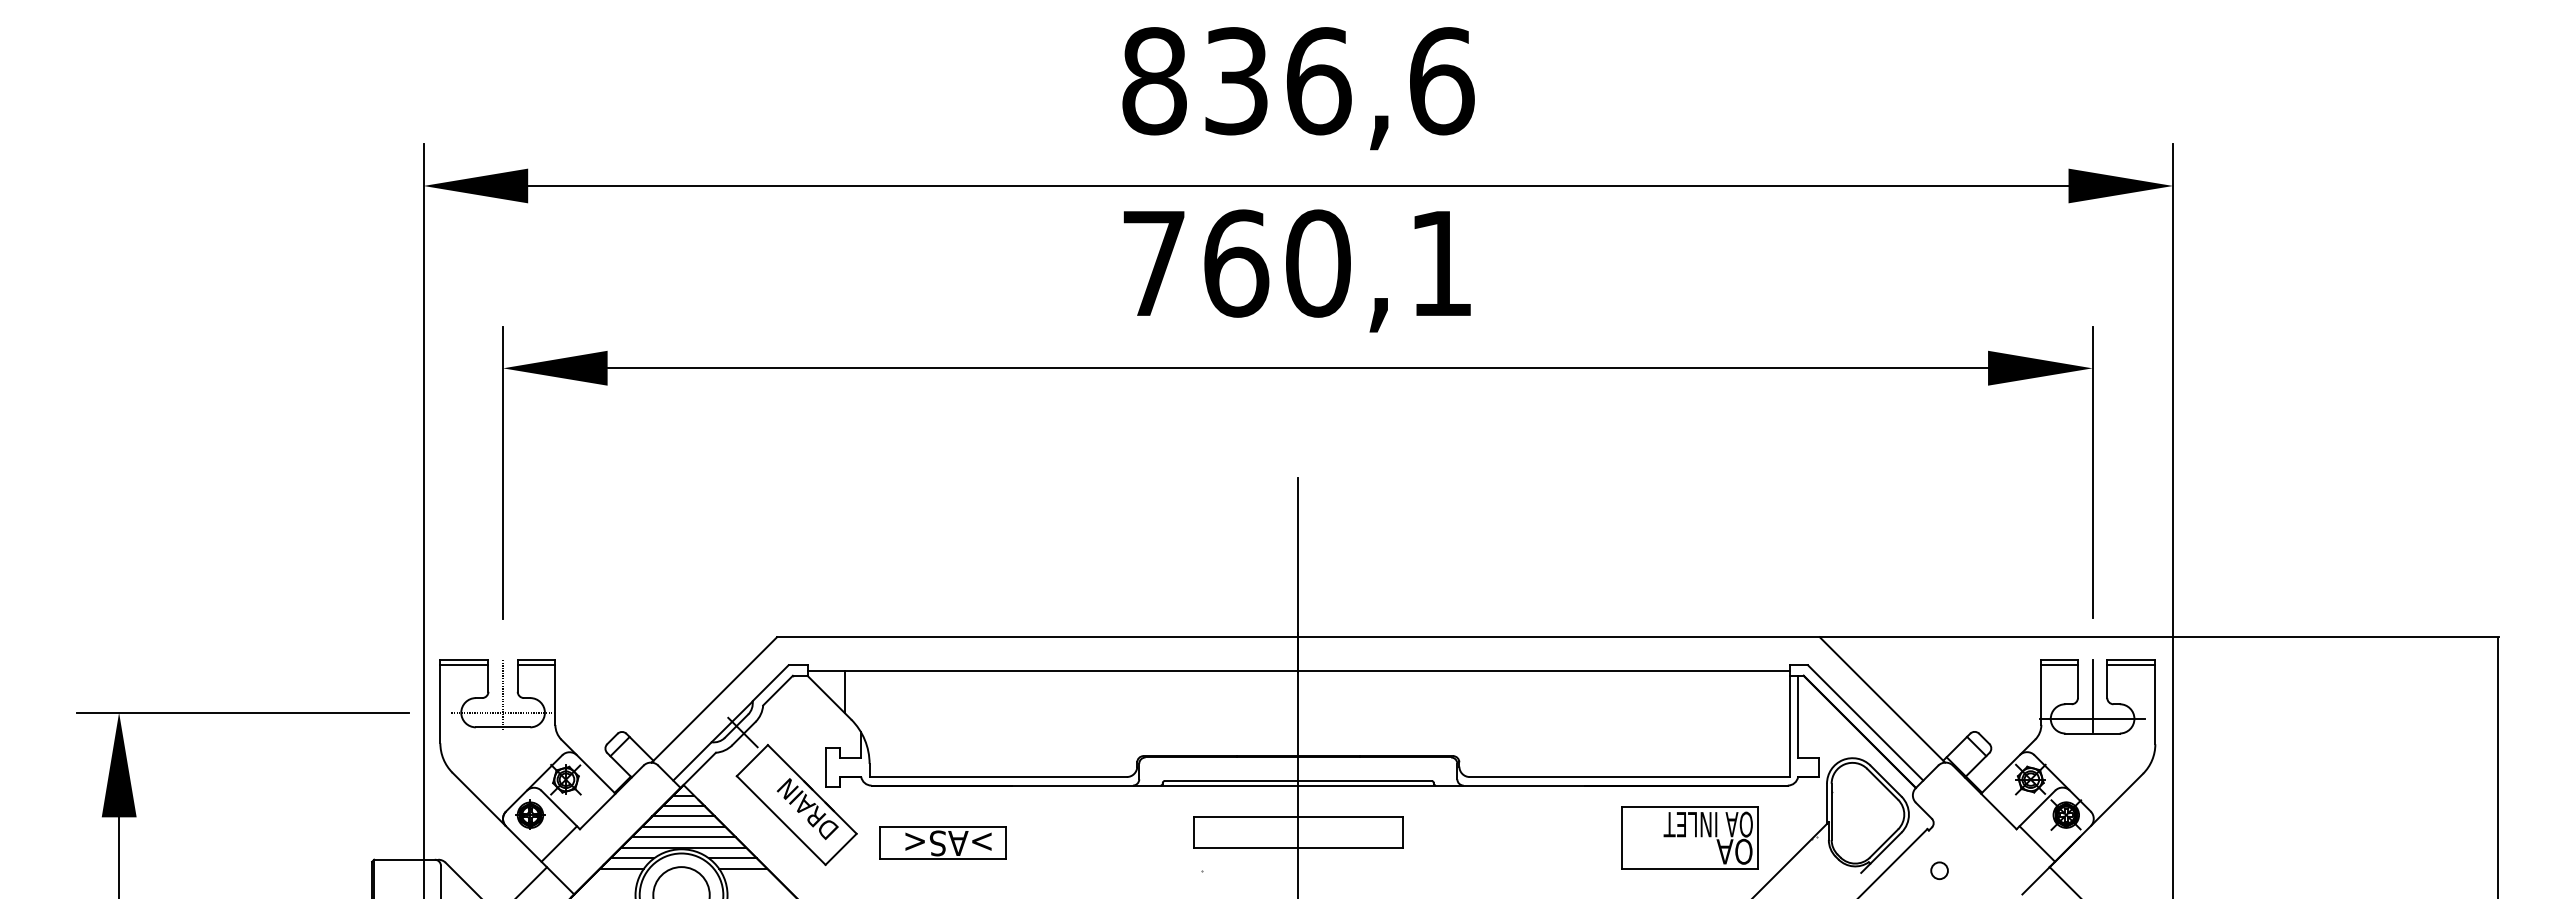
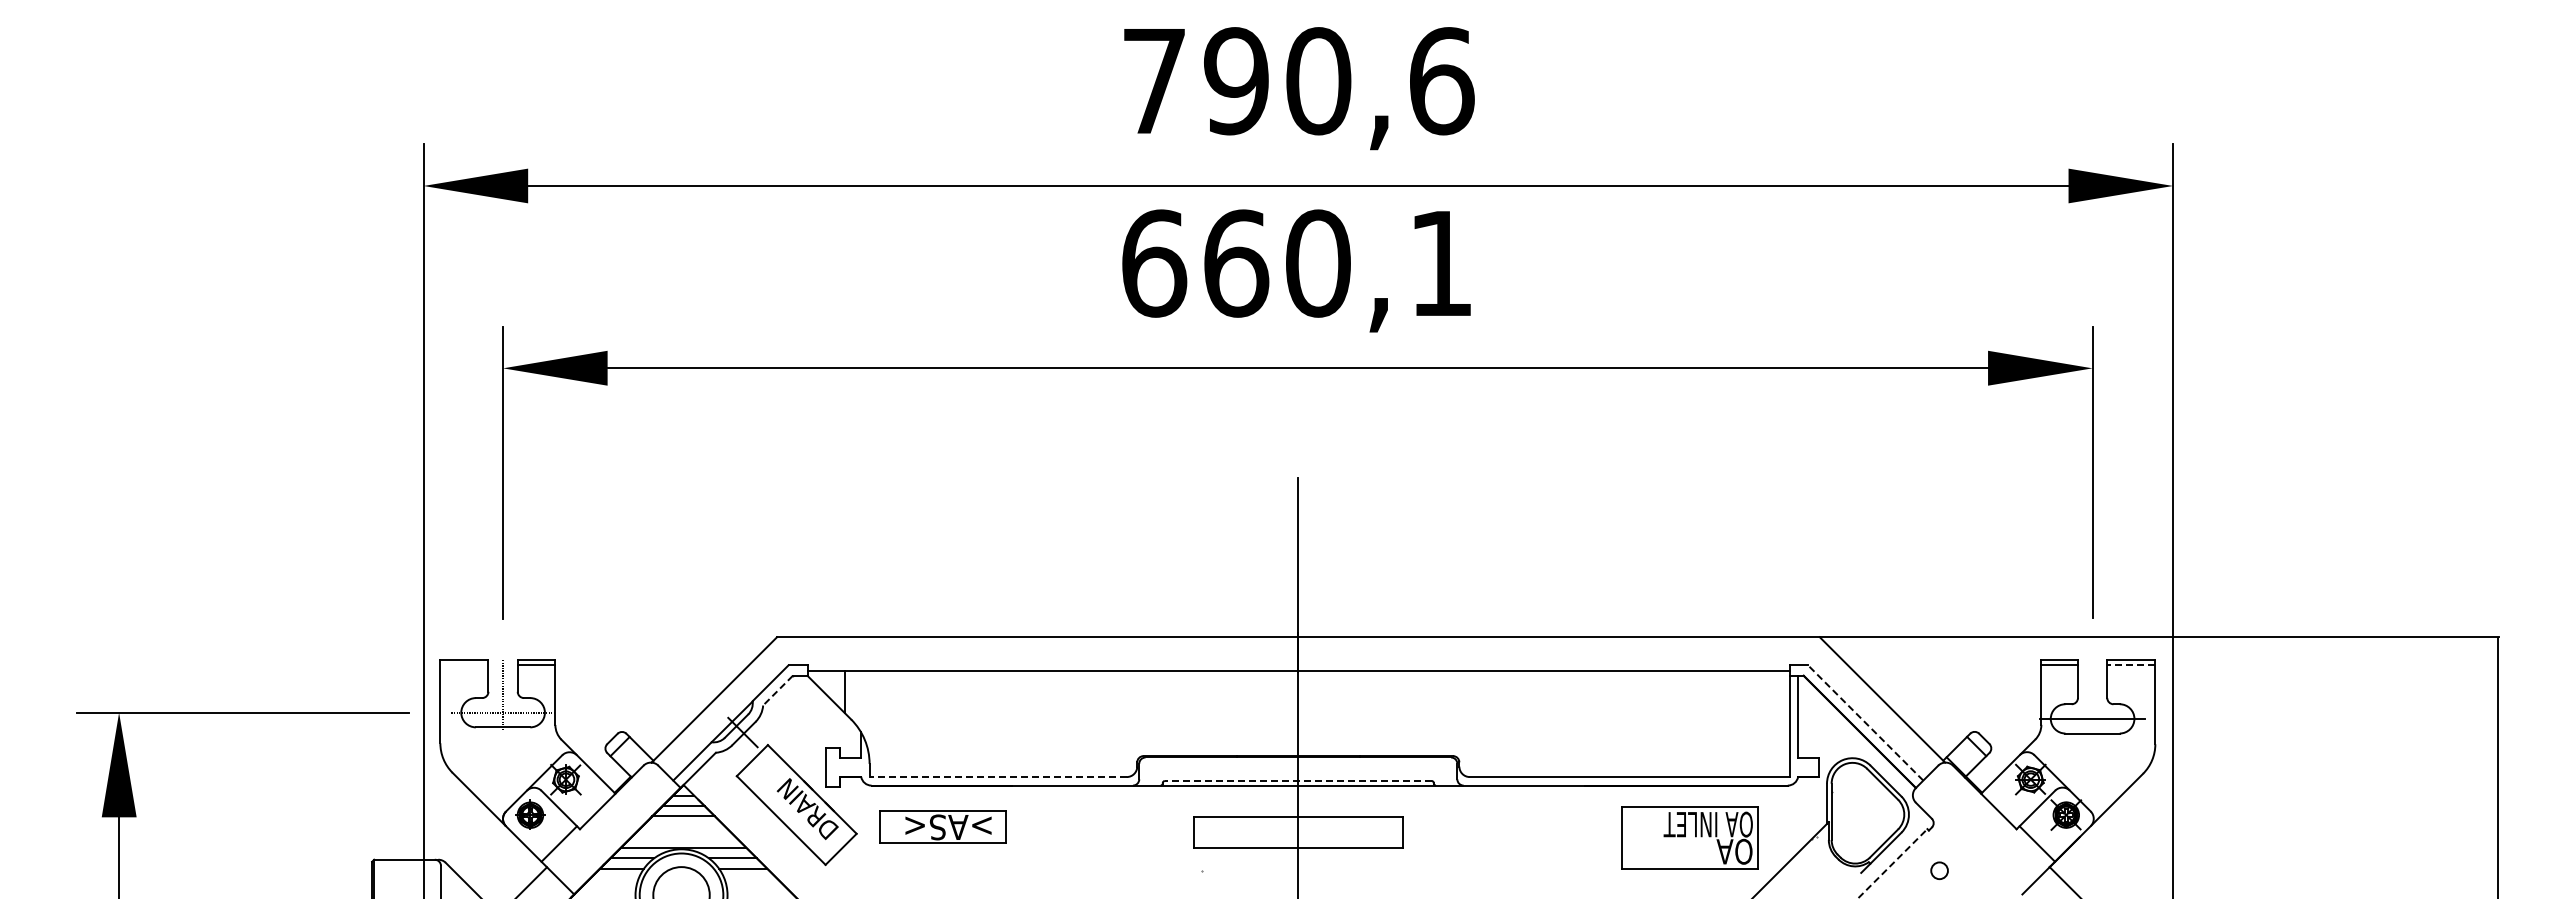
text: 836,6 -> 790,6 (1236, 81)
text: 760,1 -> 660,1 (1154, 263)
line: present -> none (464, 665)
line: solid -> dashed (2130, 665)
line: solid -> dashed (777, 691)
line: present -> none (2092, 695)
line: solid -> dashed (1865, 722)
line: solid -> dashed (998, 777)
line: solid -> dashed (1297, 781)
line: present -> none (683, 826)
line: present -> none (683, 837)
part position: (942, 842) -> (942, 826) (942, 826)
line: solid -> dashed (1892, 863)
